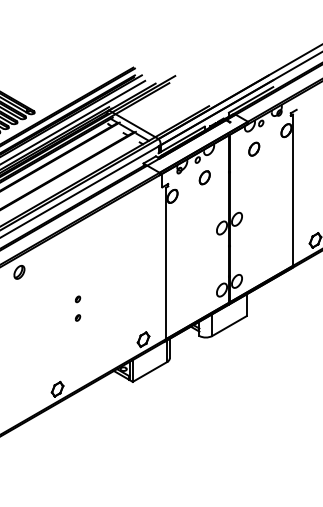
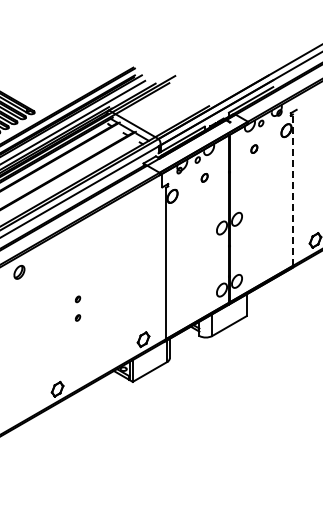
part size: 13x16 px -> 9x10 px (254, 148)
part size: 13x16 px -> 9x10 px (204, 177)
line: solid -> dashed (292, 190)
